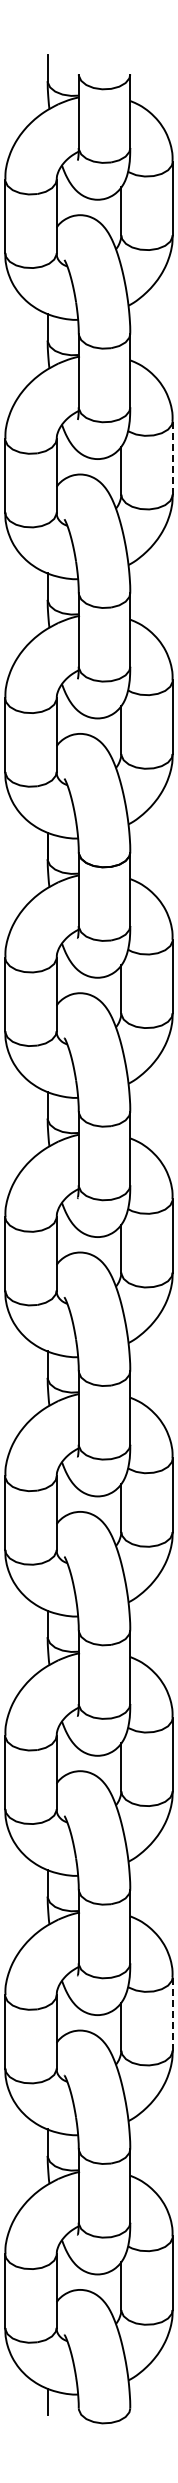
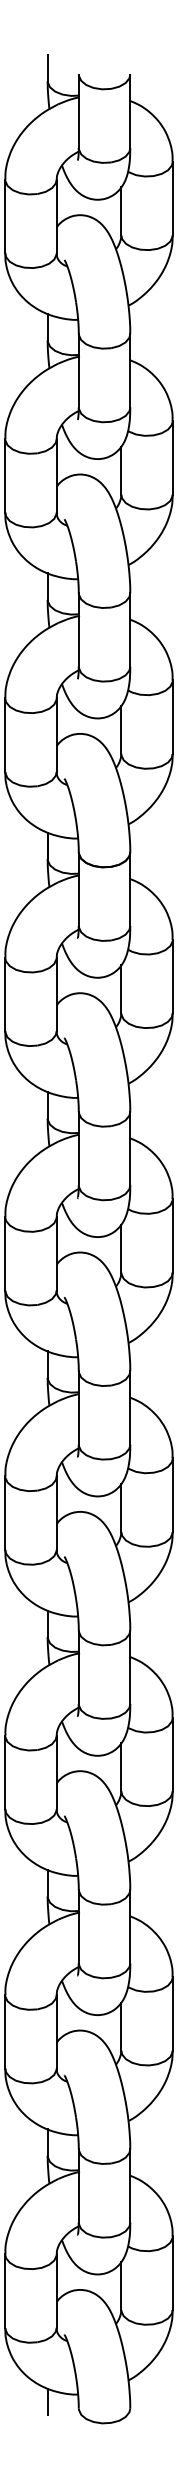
line: dashed -> solid (172, 457)
line: dashed -> solid (172, 2013)
